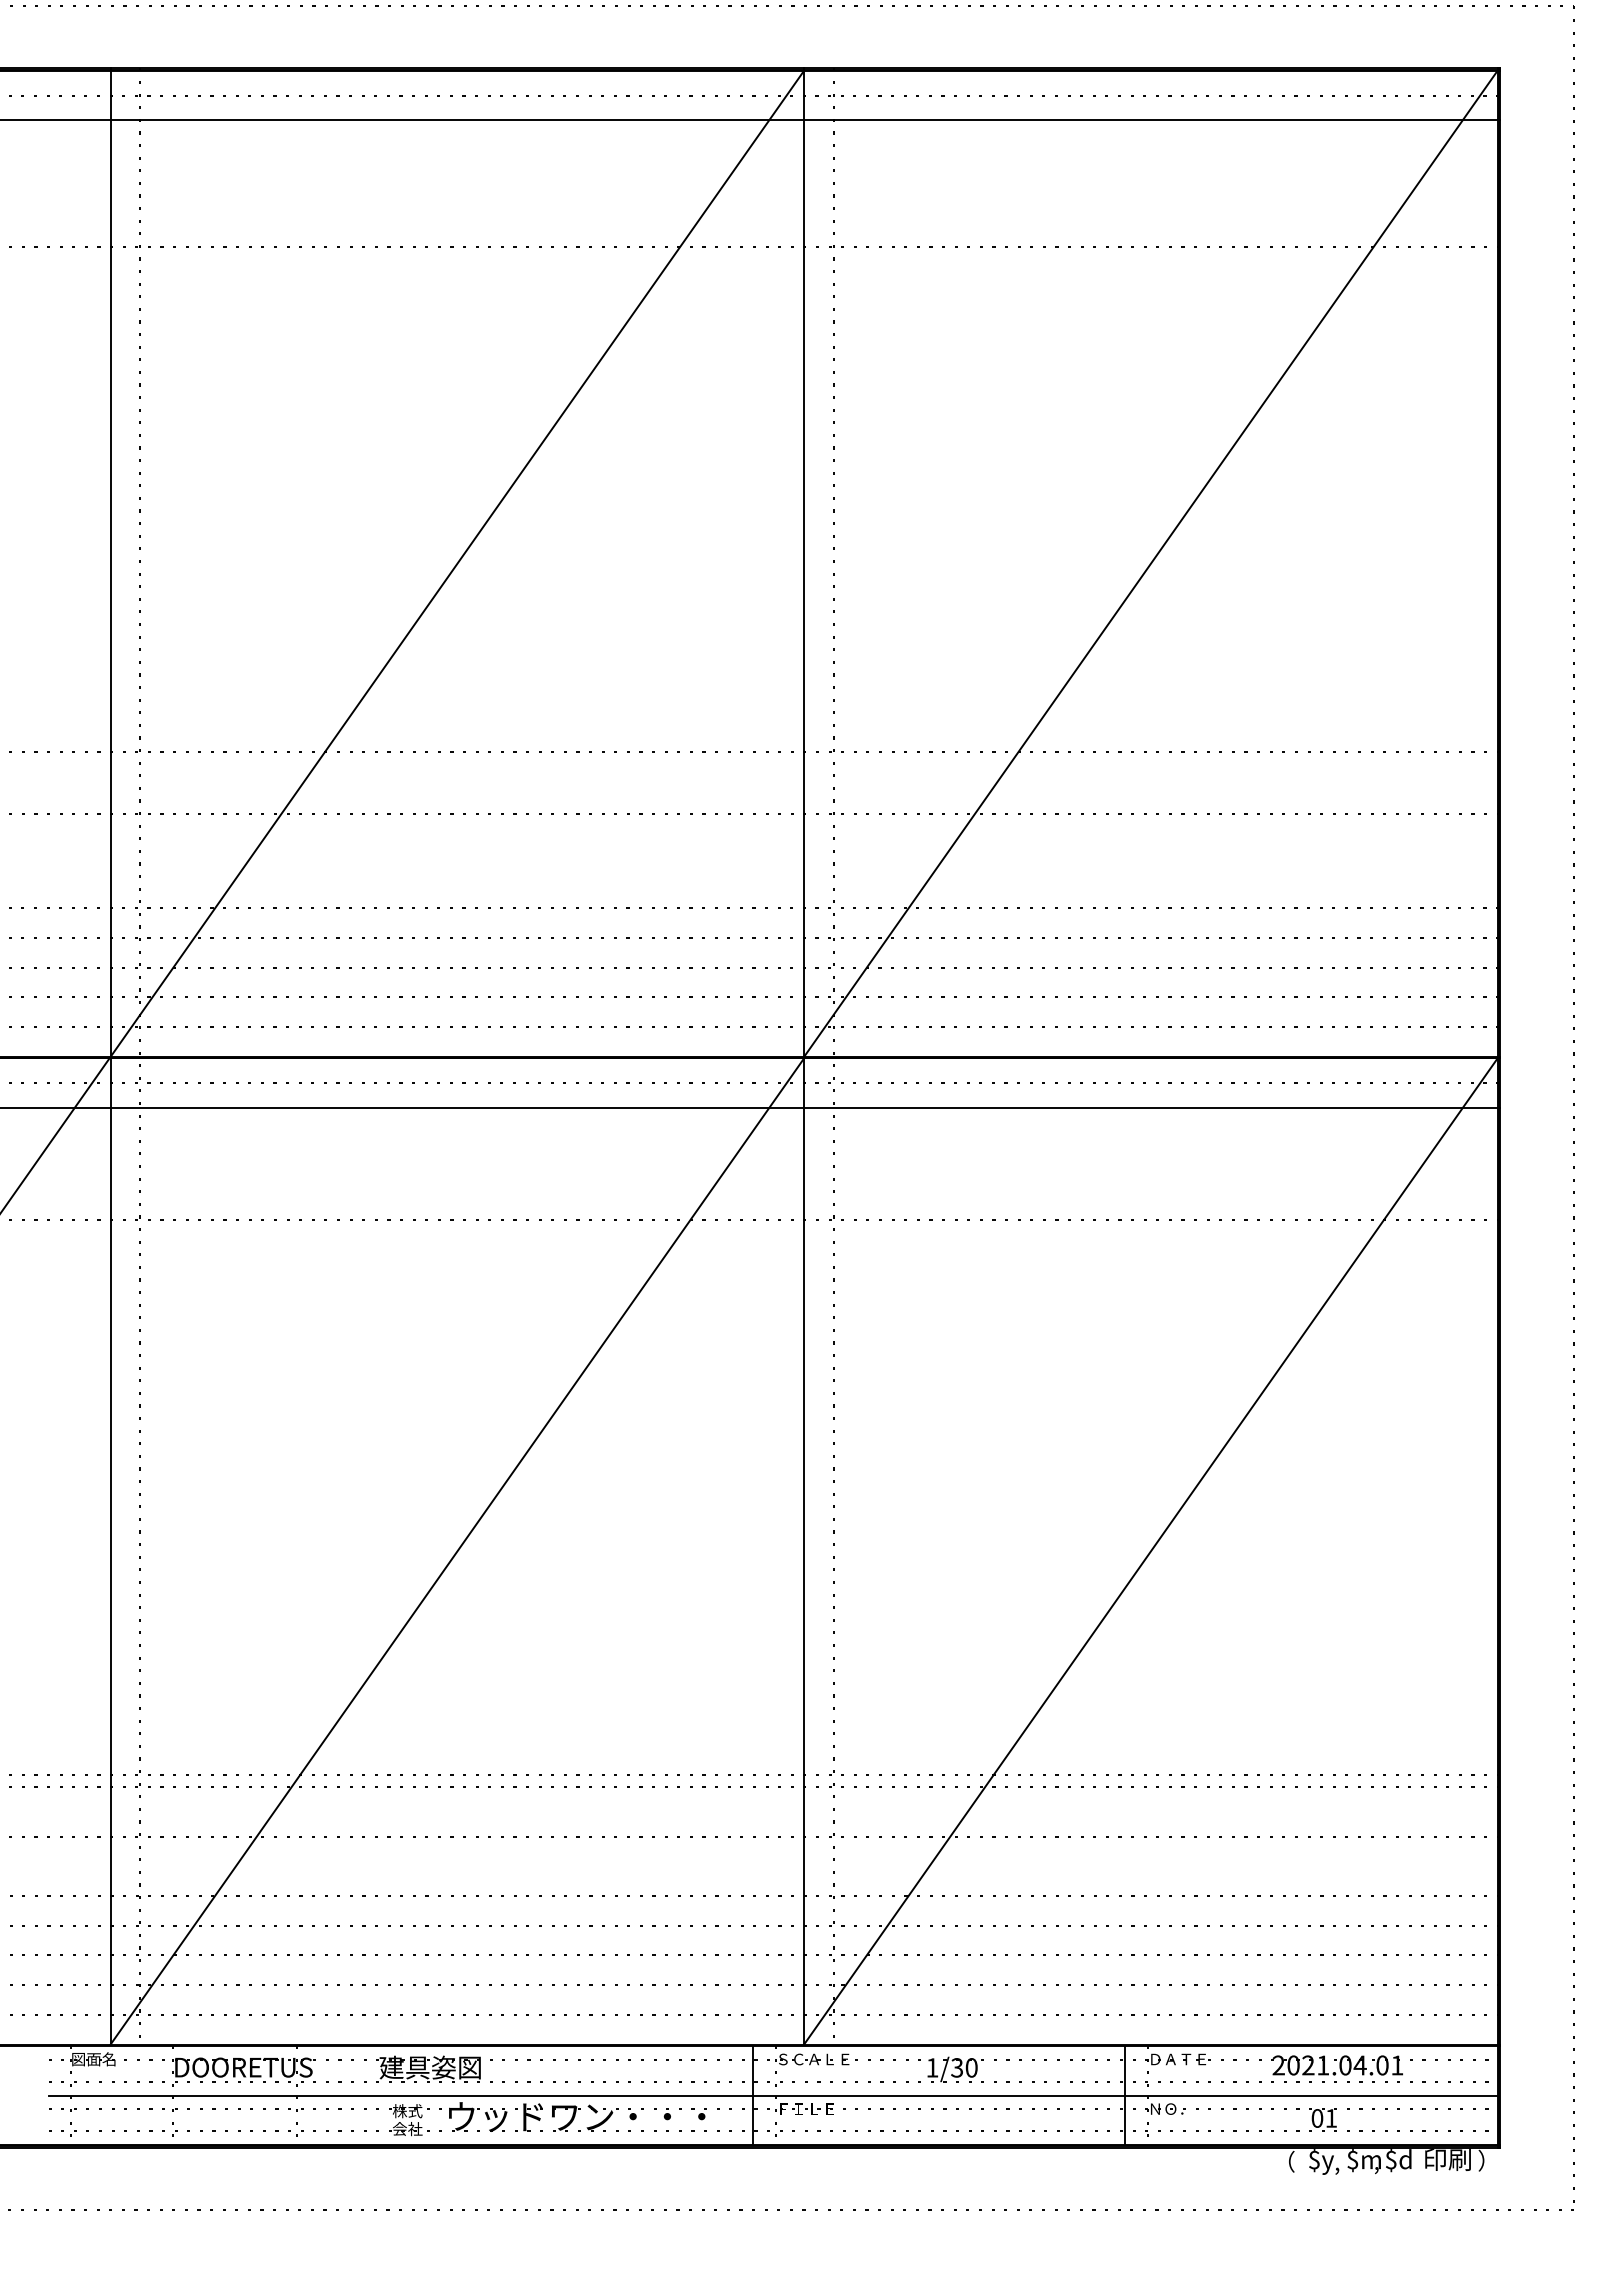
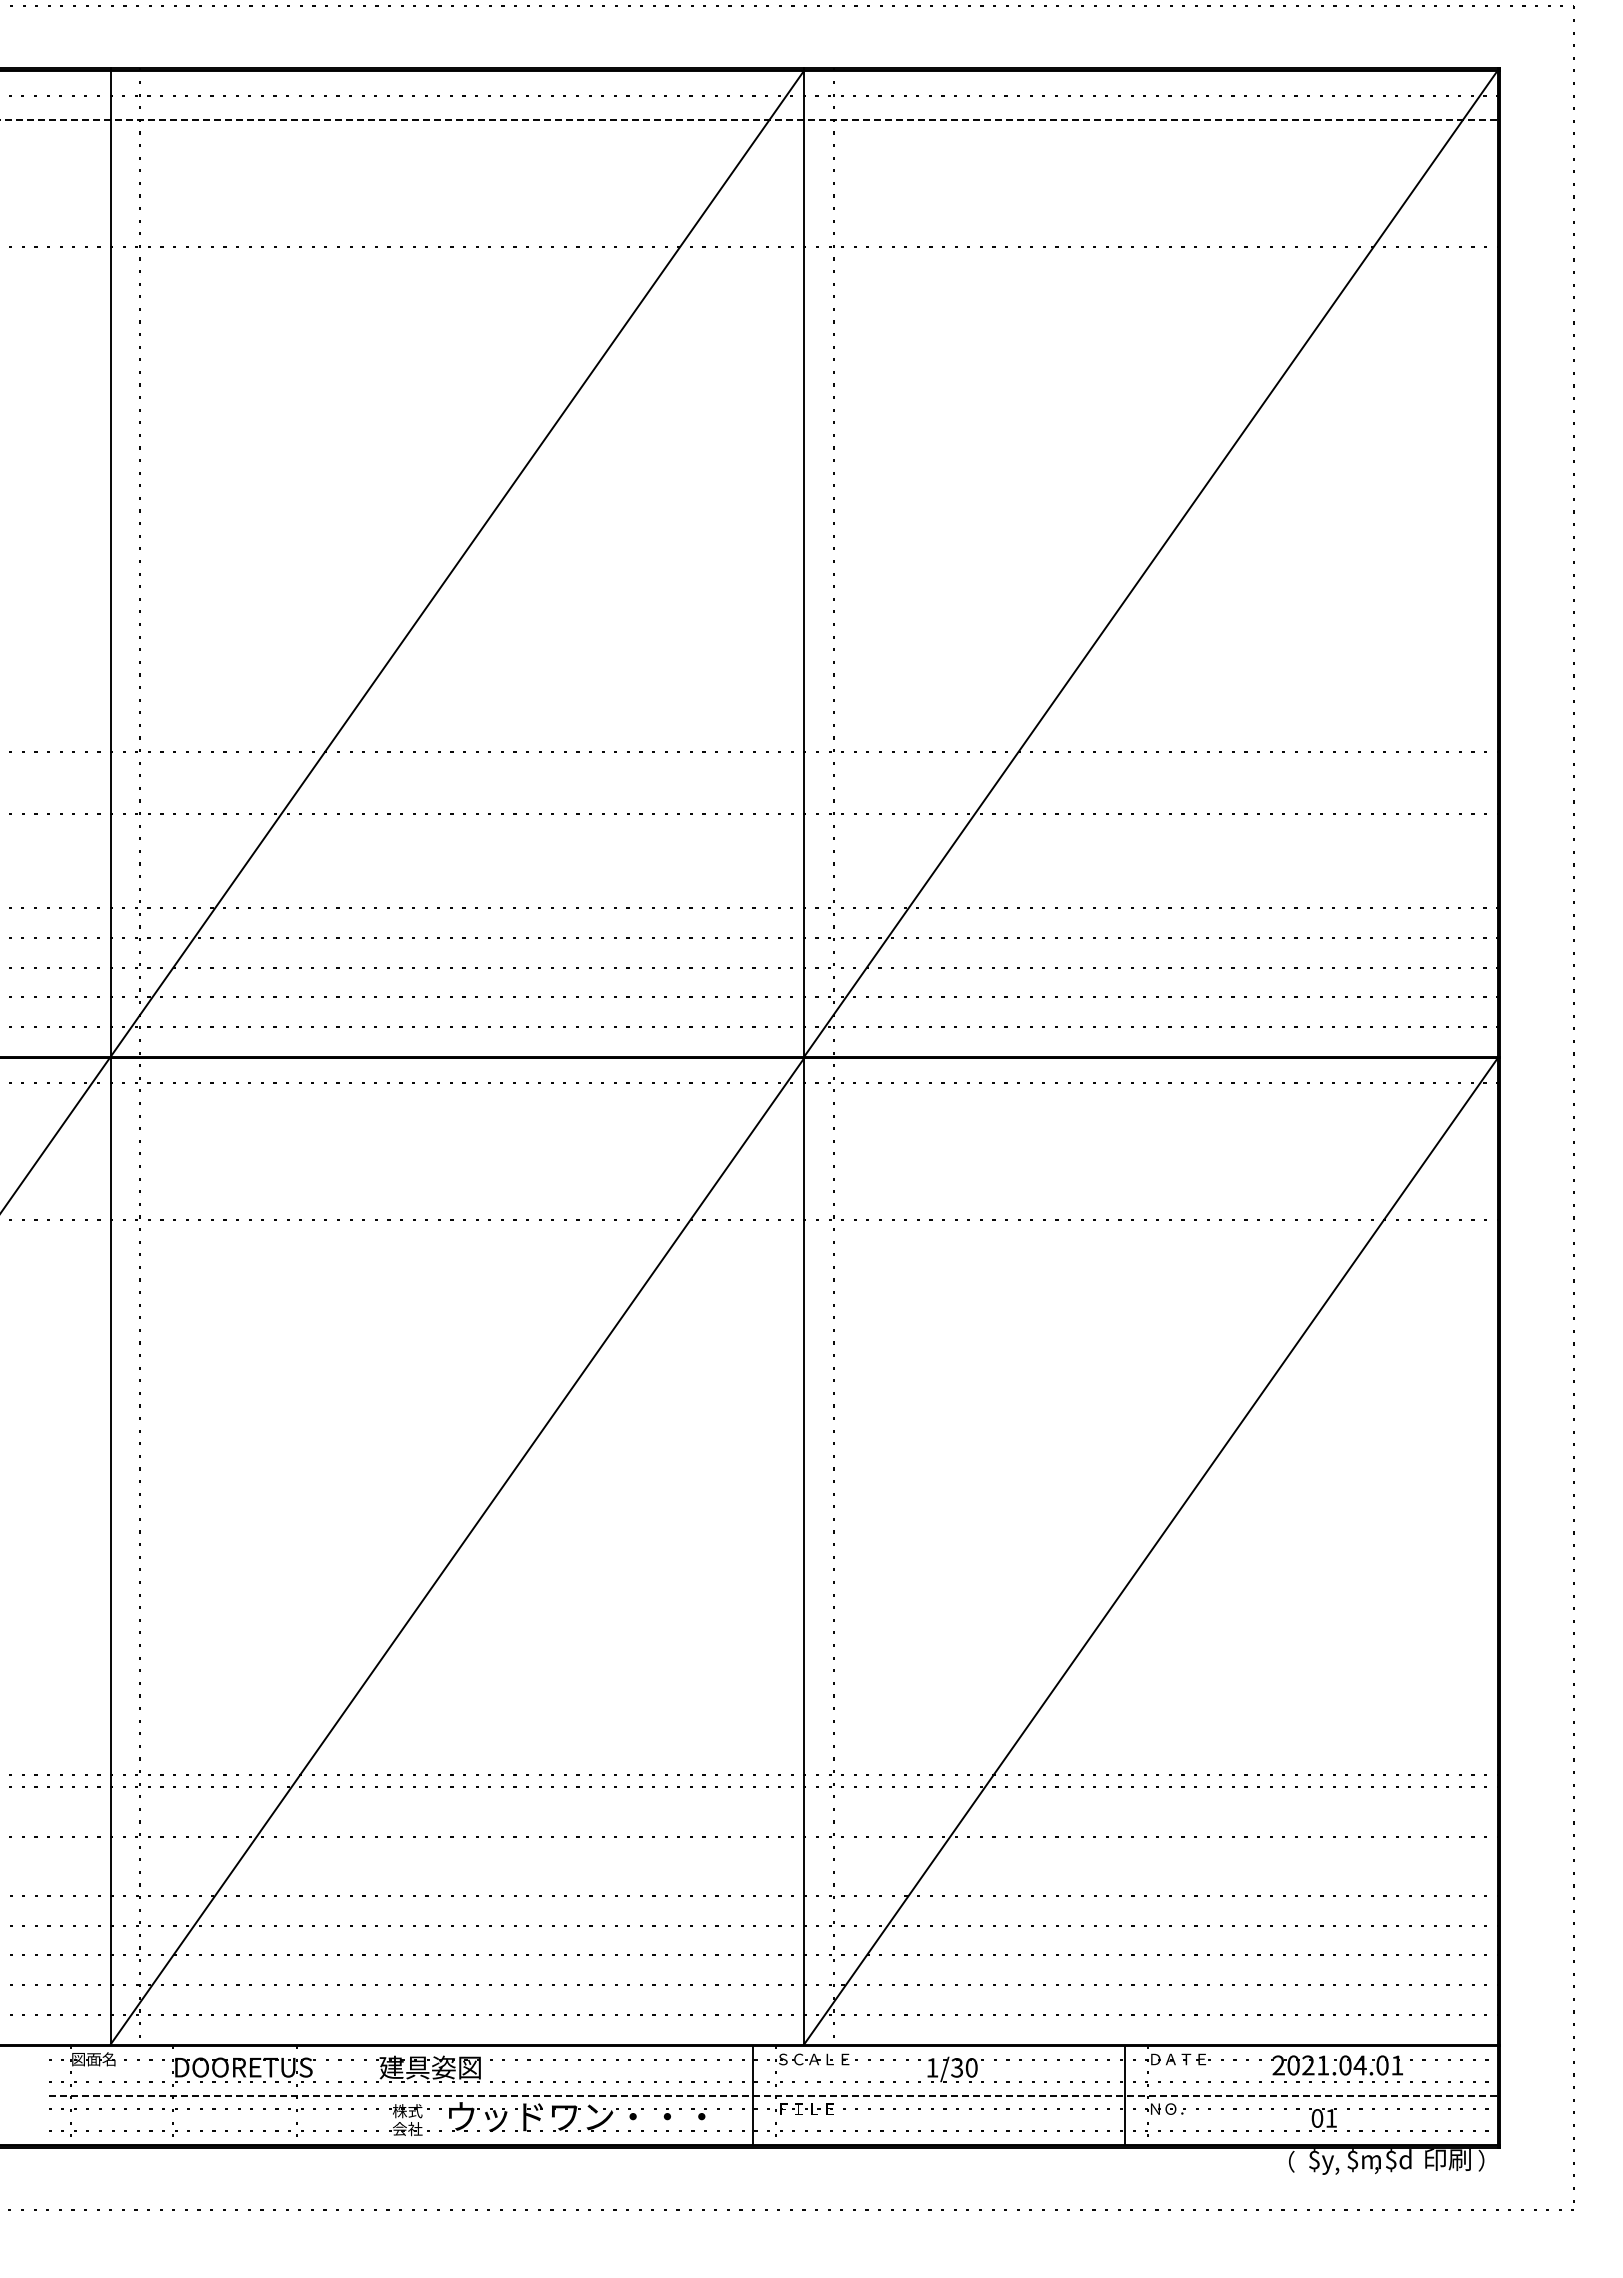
line: solid -> dashed (750, 120)
line: present -> none (751, 1108)
line: solid -> dashed (773, 2095)
